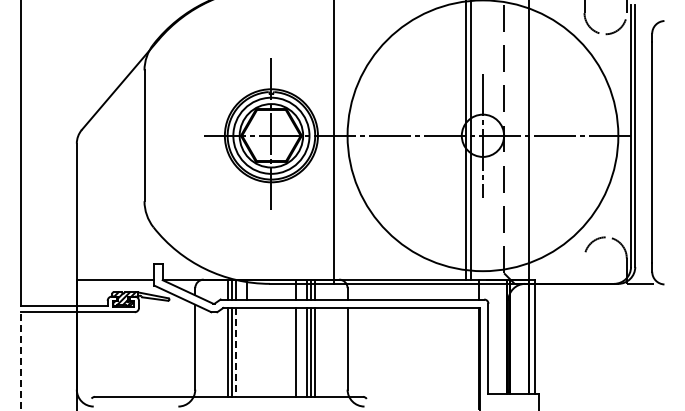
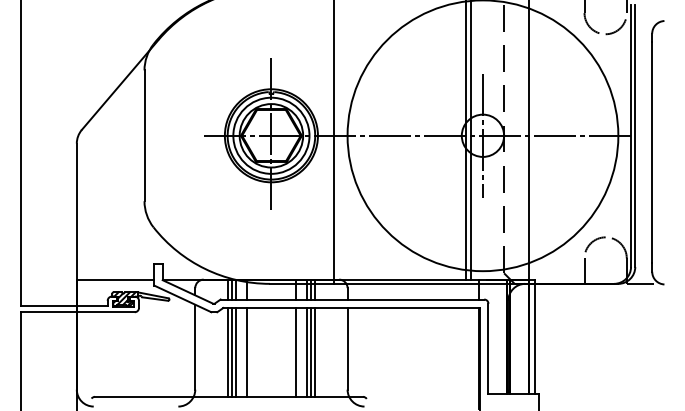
line: none -> present (584, 270)
line: dashed -> solid (236, 352)
line: none -> present (247, 352)
line: dashed -> solid (20, 361)
